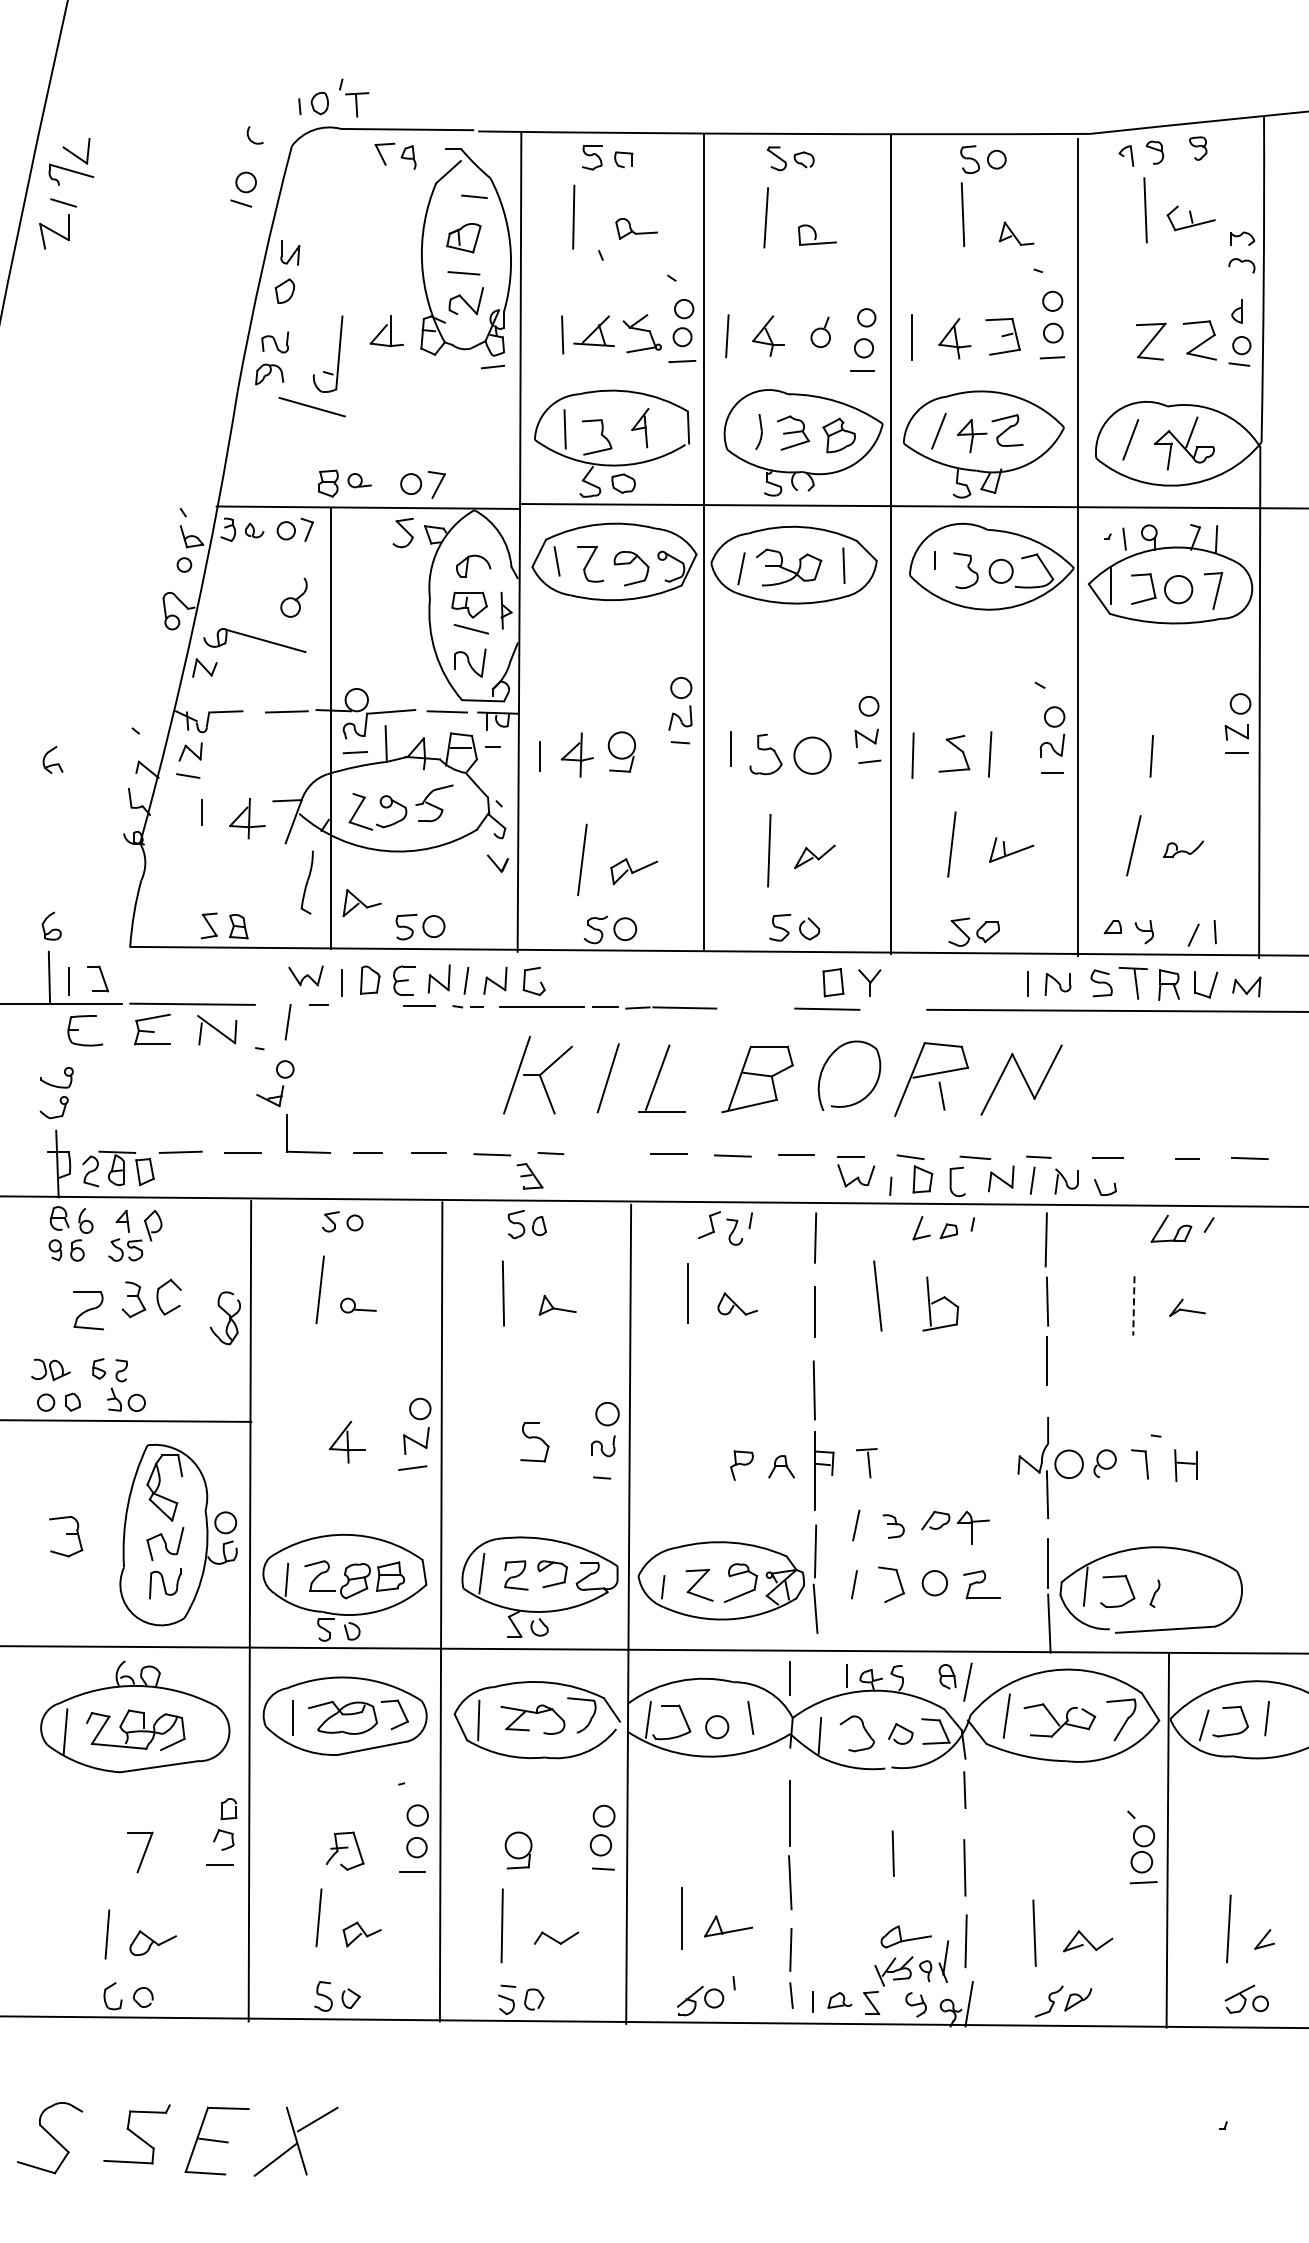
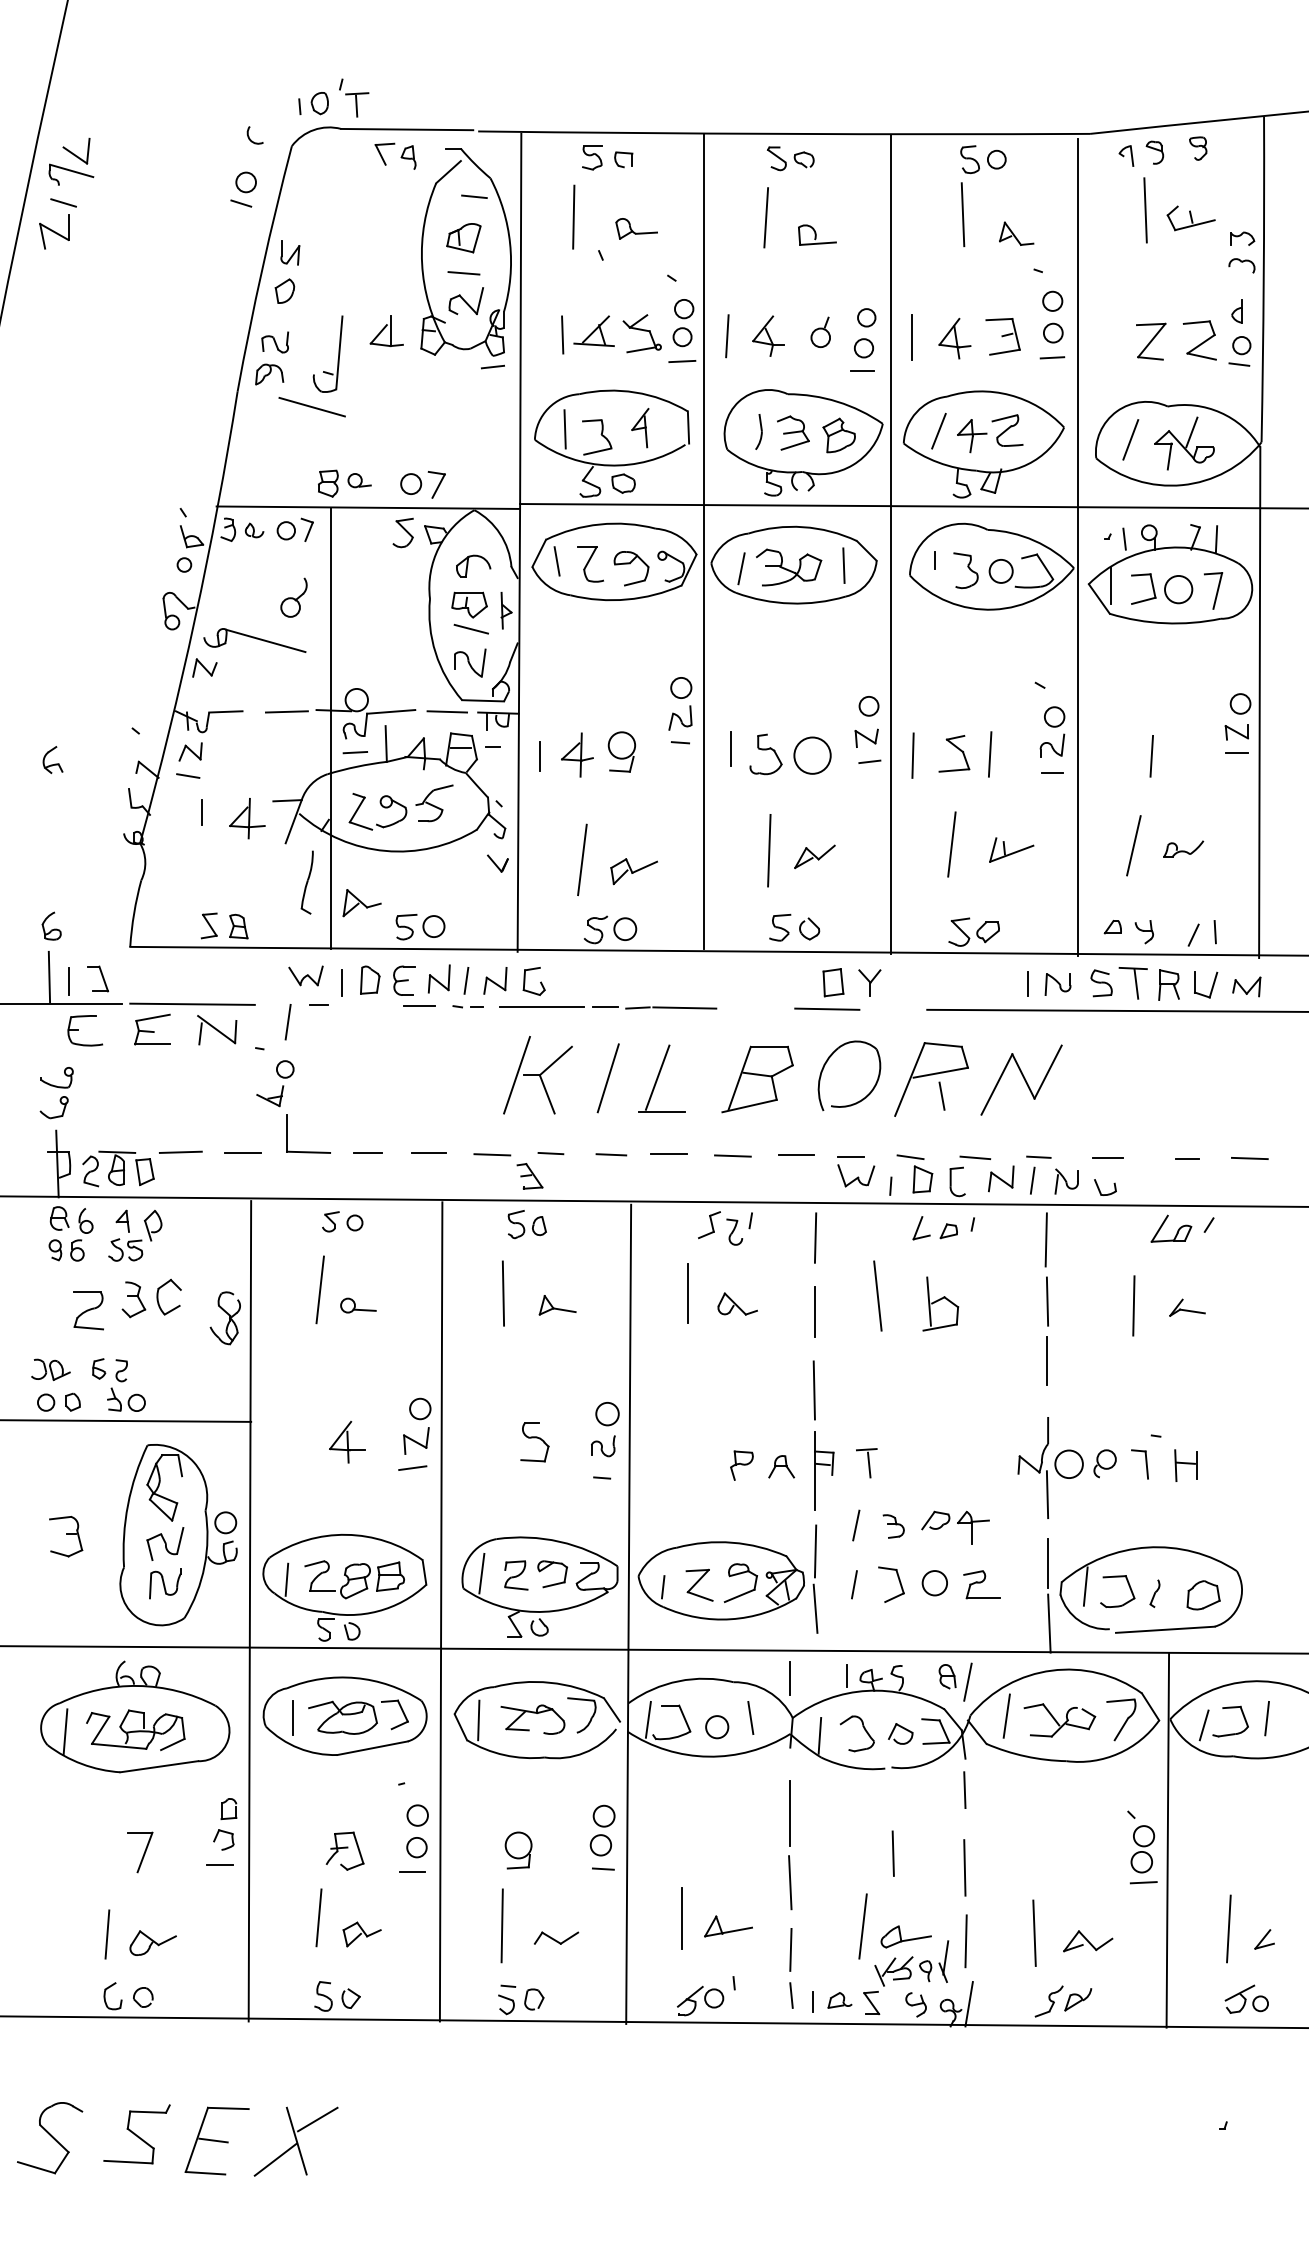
line: none -> present (611, 1154)
line: dashed -> solid (1133, 1305)
part: none -> present (1203, 1595)
line: none -> present (862, 1926)
